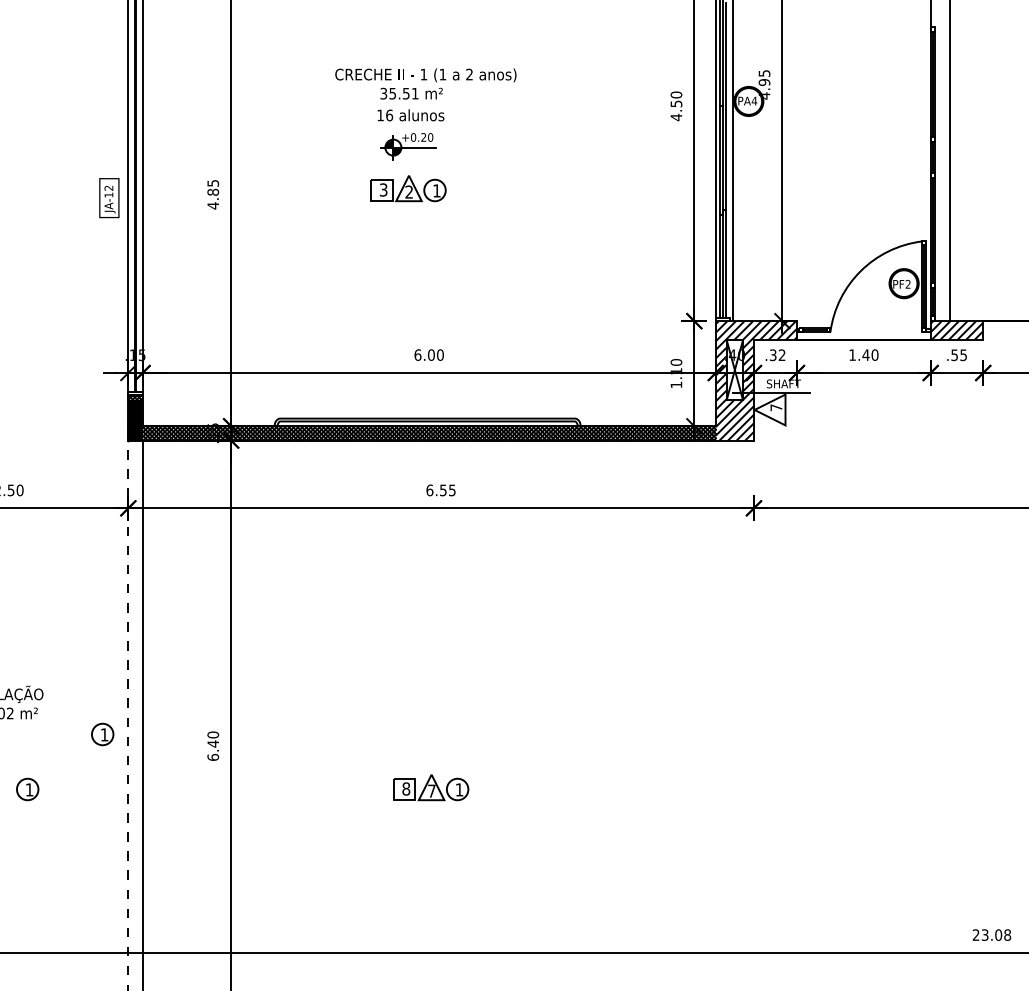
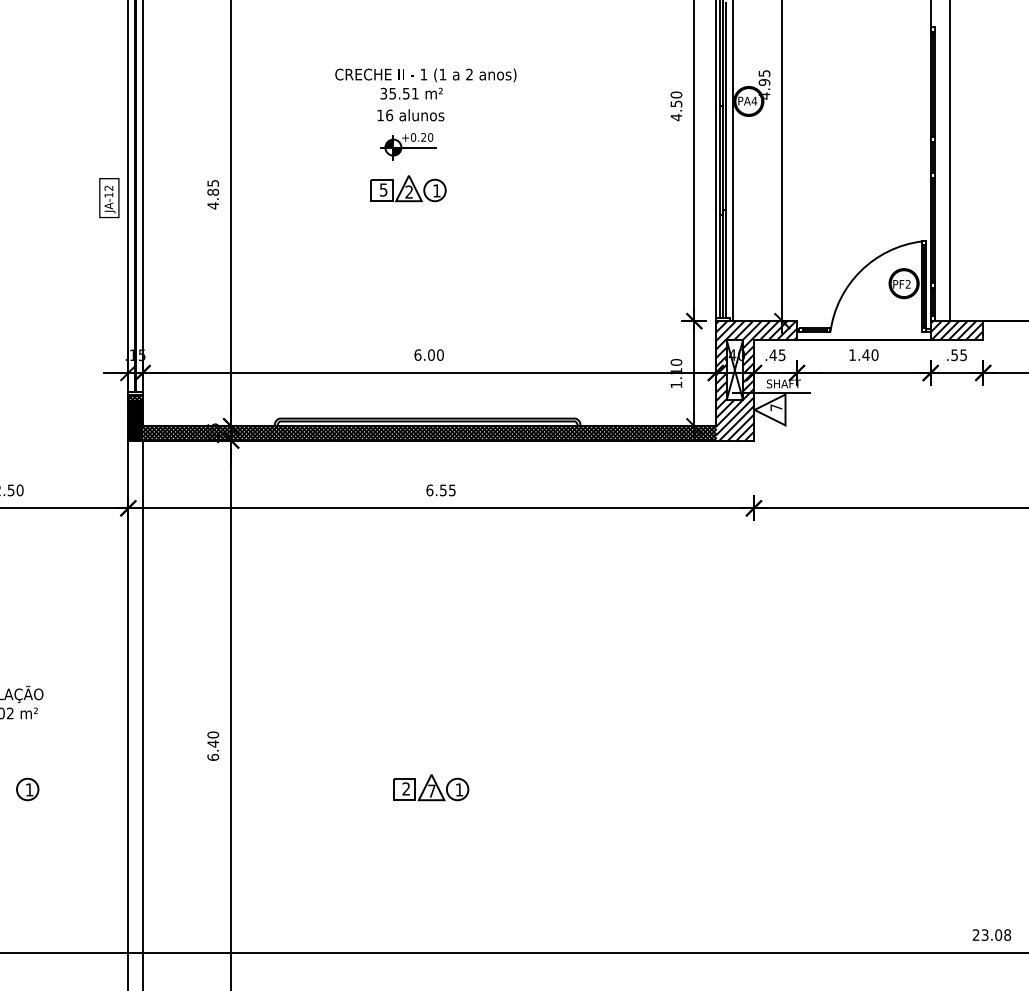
text: 3 -> 5 (383, 189)
text: .32 -> .45 (777, 355)
line: dashed -> solid (128, 715)
part: present -> none (102, 734)
text: 8 -> 2 (406, 788)
